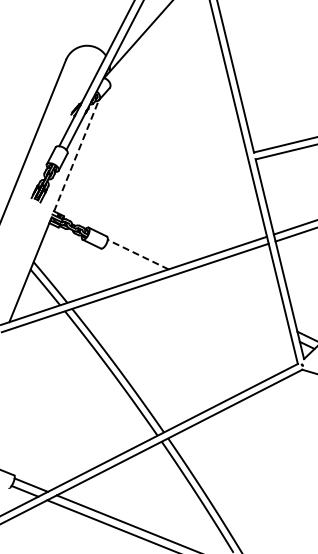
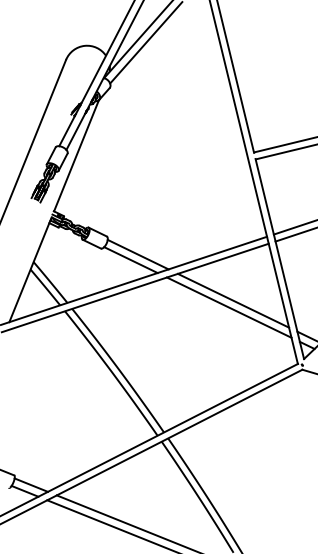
line: none -> present (146, 42)
line: dashed -> solid (76, 155)
line: dashed -> solid (138, 254)
line: none -> present (130, 260)
line: none -> present (233, 300)
line: none -> present (228, 307)
